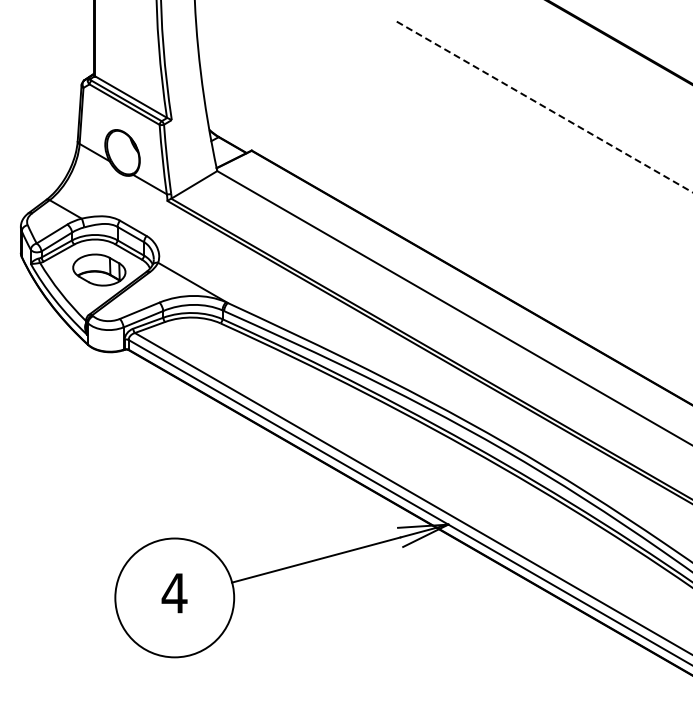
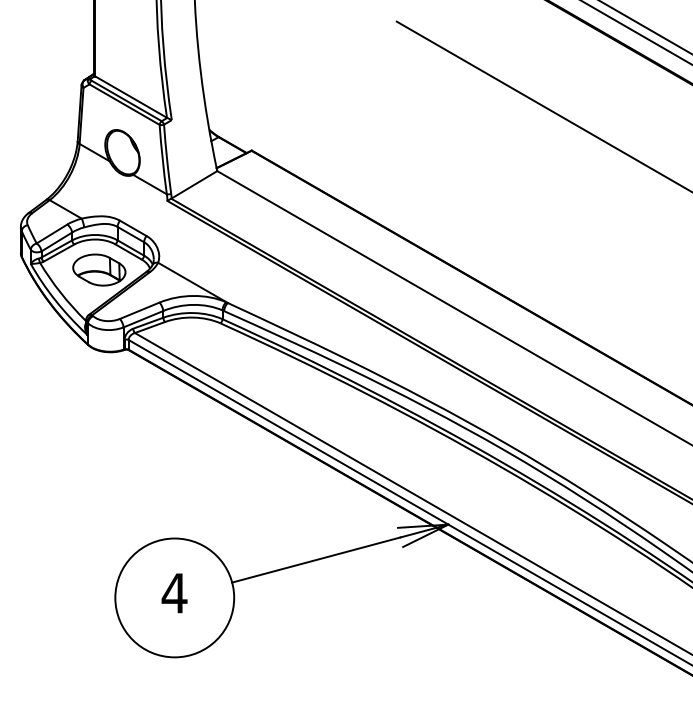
line: none -> present (645, 27)
line: none -> present (636, 32)
line: dashed -> solid (544, 106)
